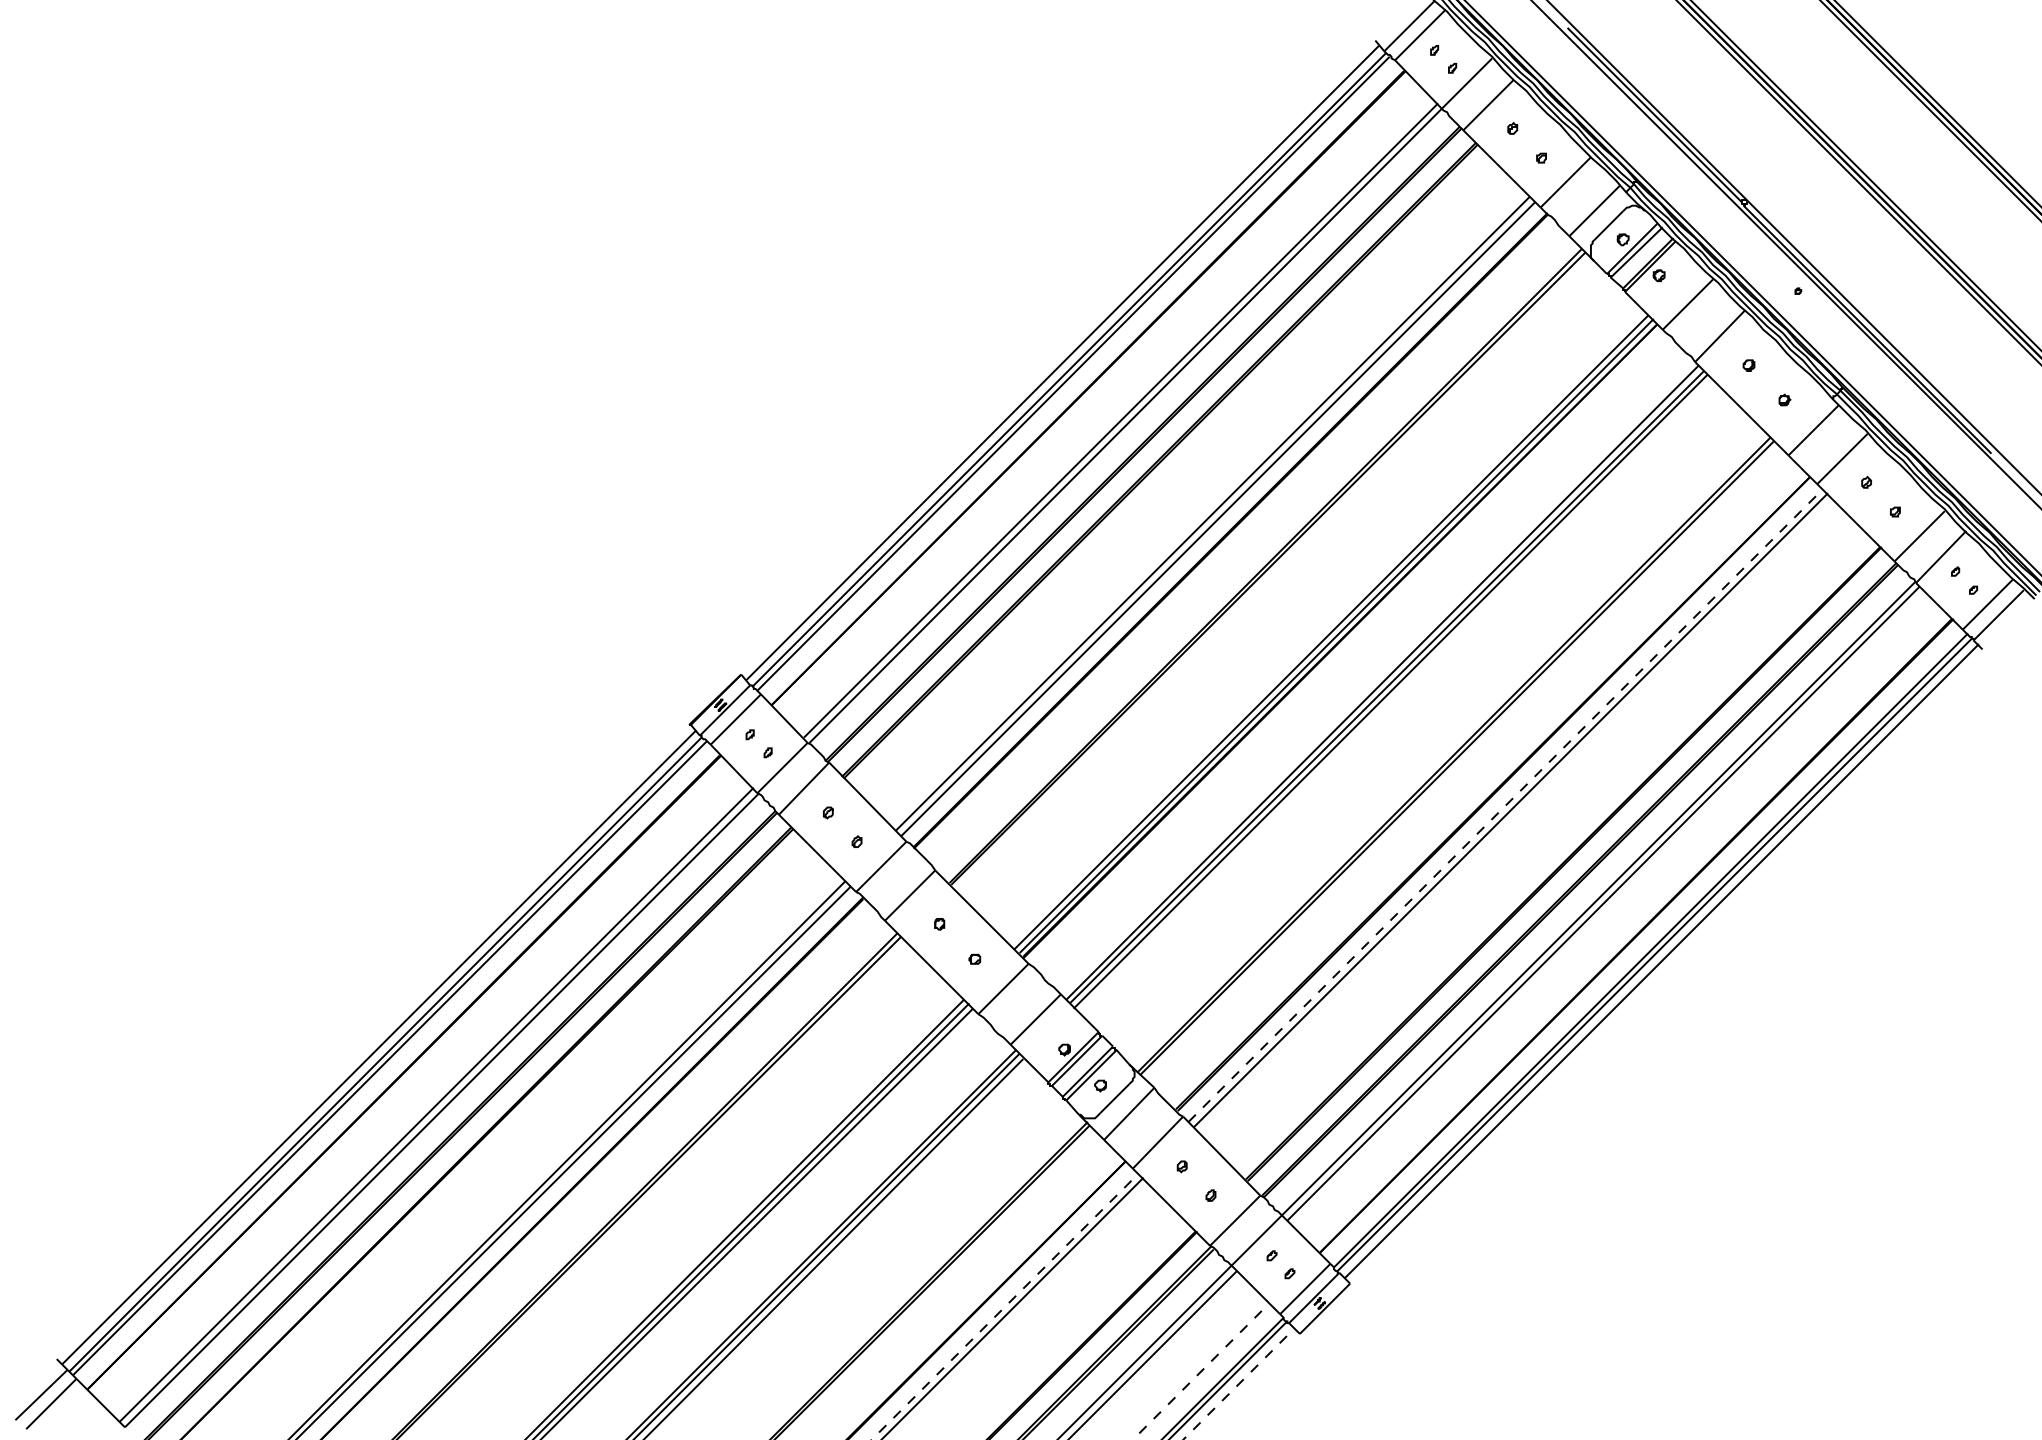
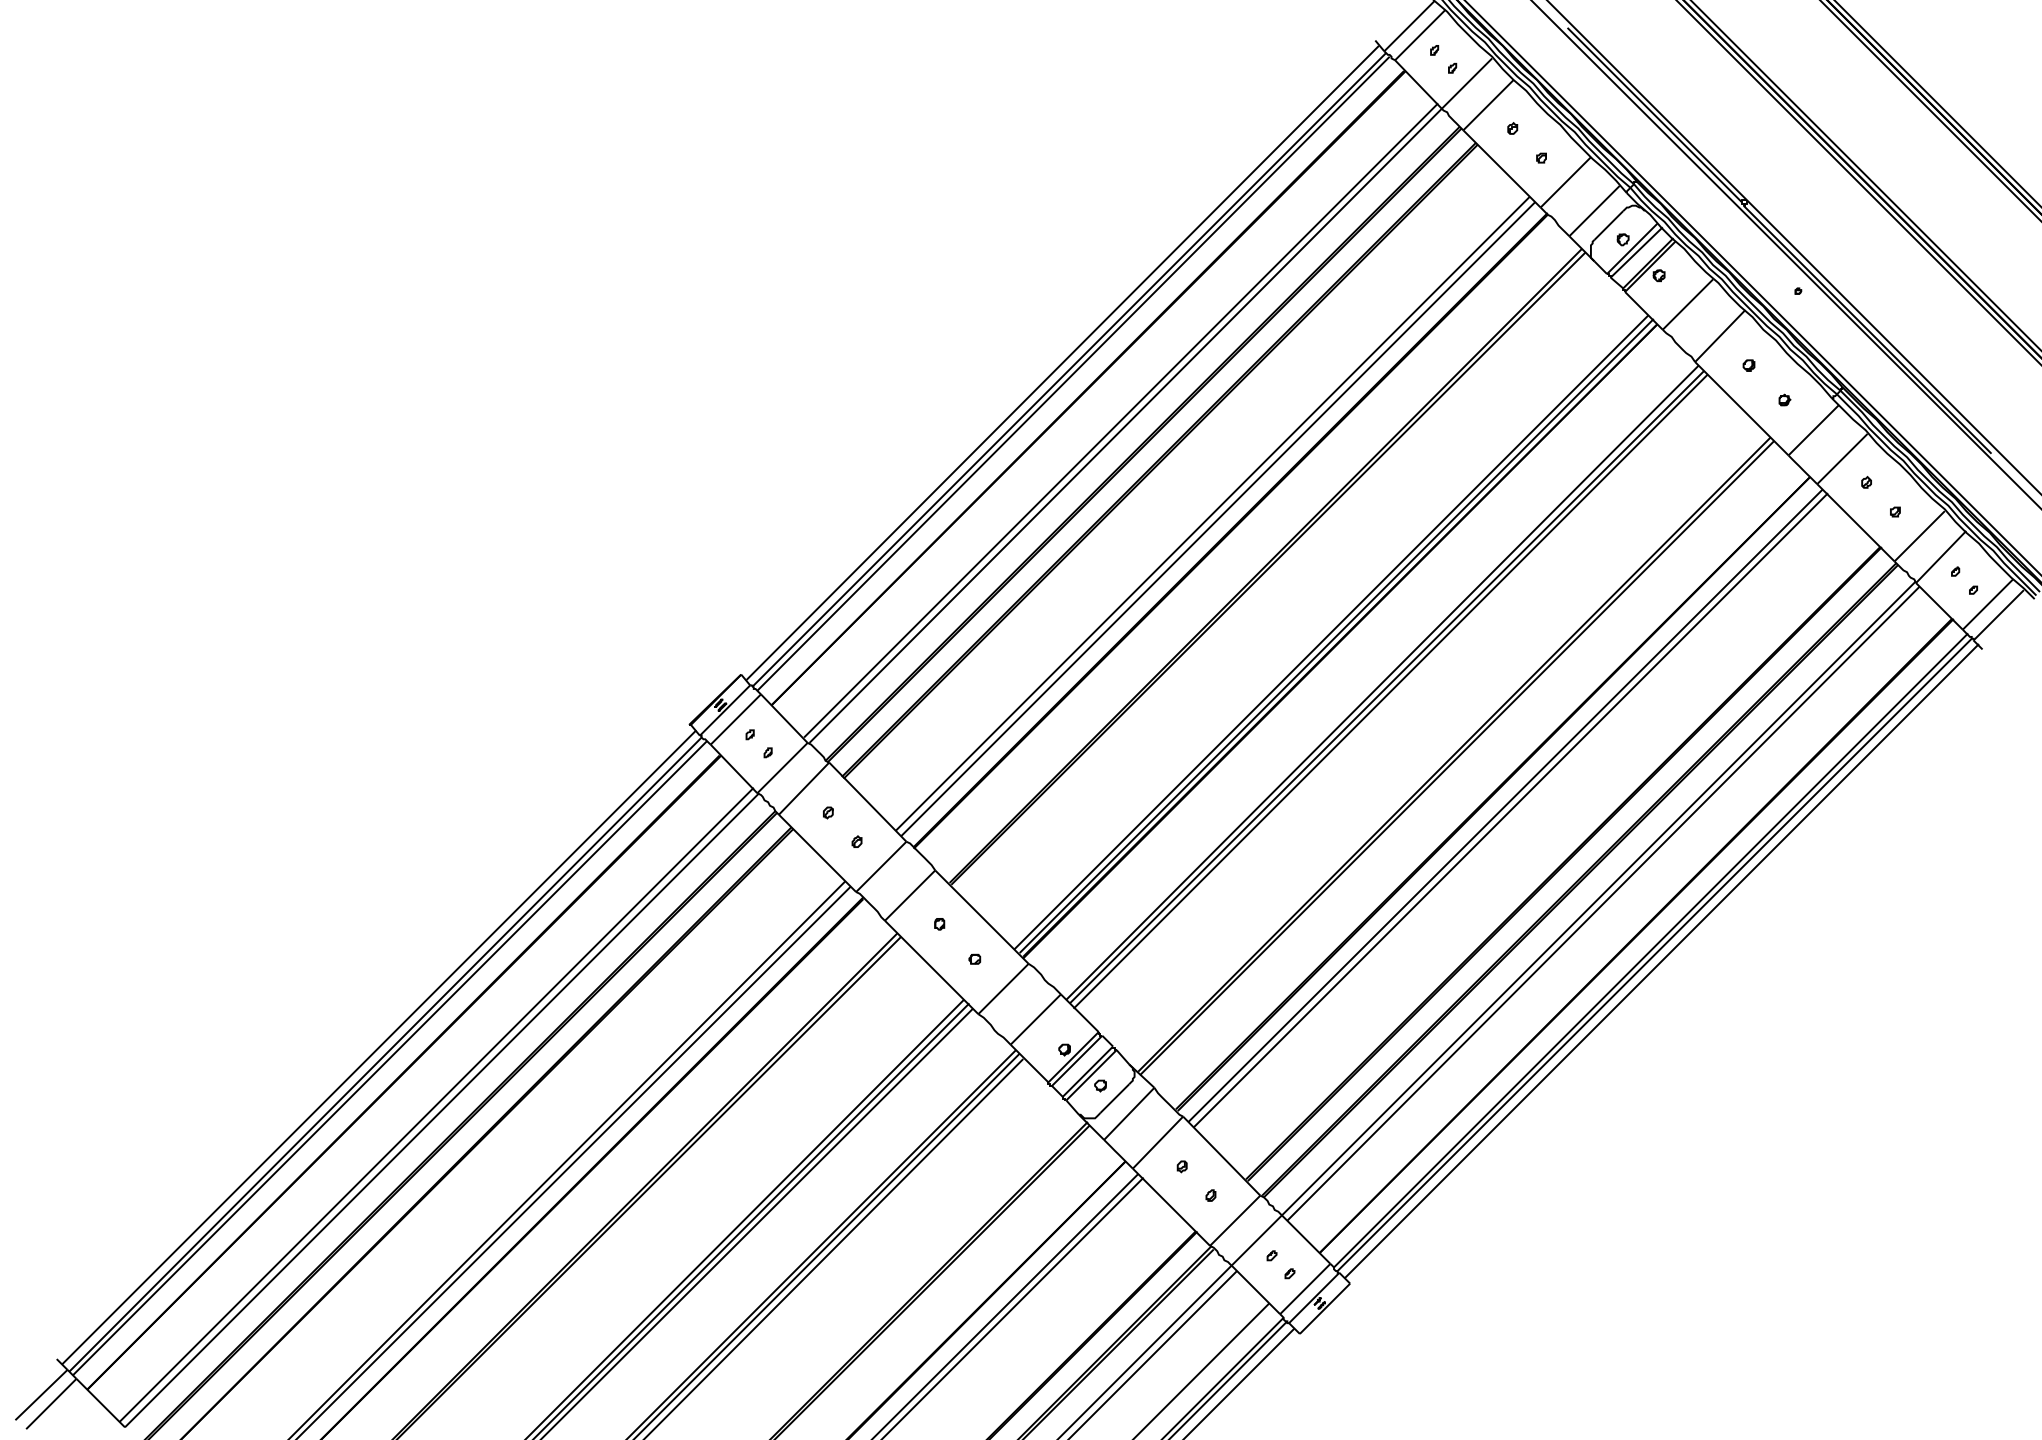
line: dashed -> solid (1505, 805)
line: dashed -> solid (1005, 1306)
line: dashed -> solid (1201, 1371)
line: dashed -> solid (1239, 1383)
